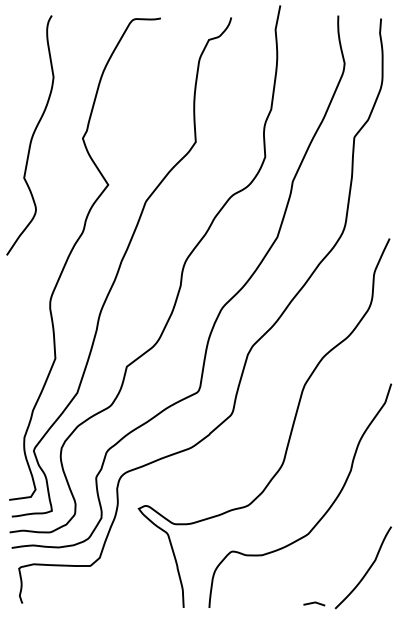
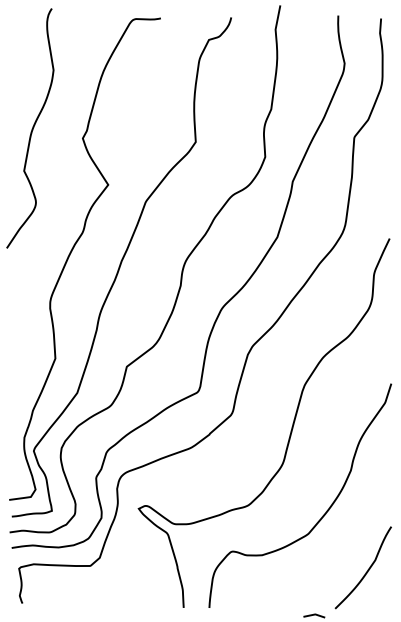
curve position: (31, 136) -> (31, 129) (31, 129)
curve position: (314, 603) -> (314, 615) (314, 615)
